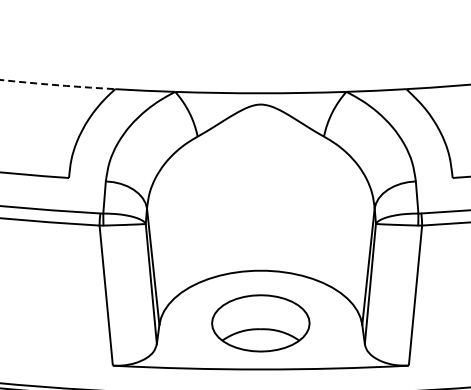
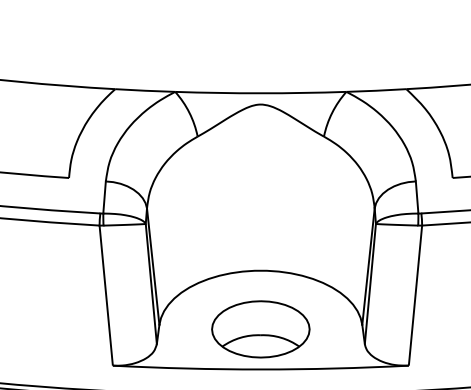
arc: dashed -> solid (58, 85)
part position: (260, 323) -> (260, 329) (260, 329)
